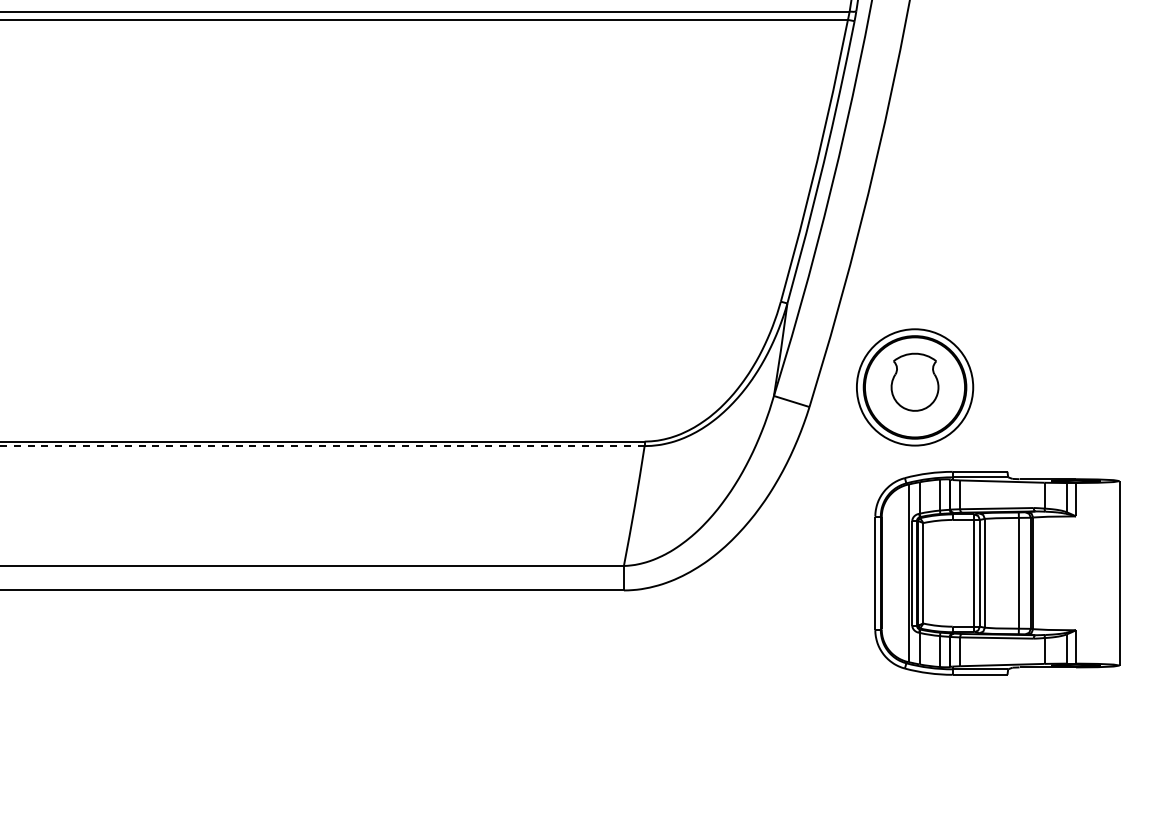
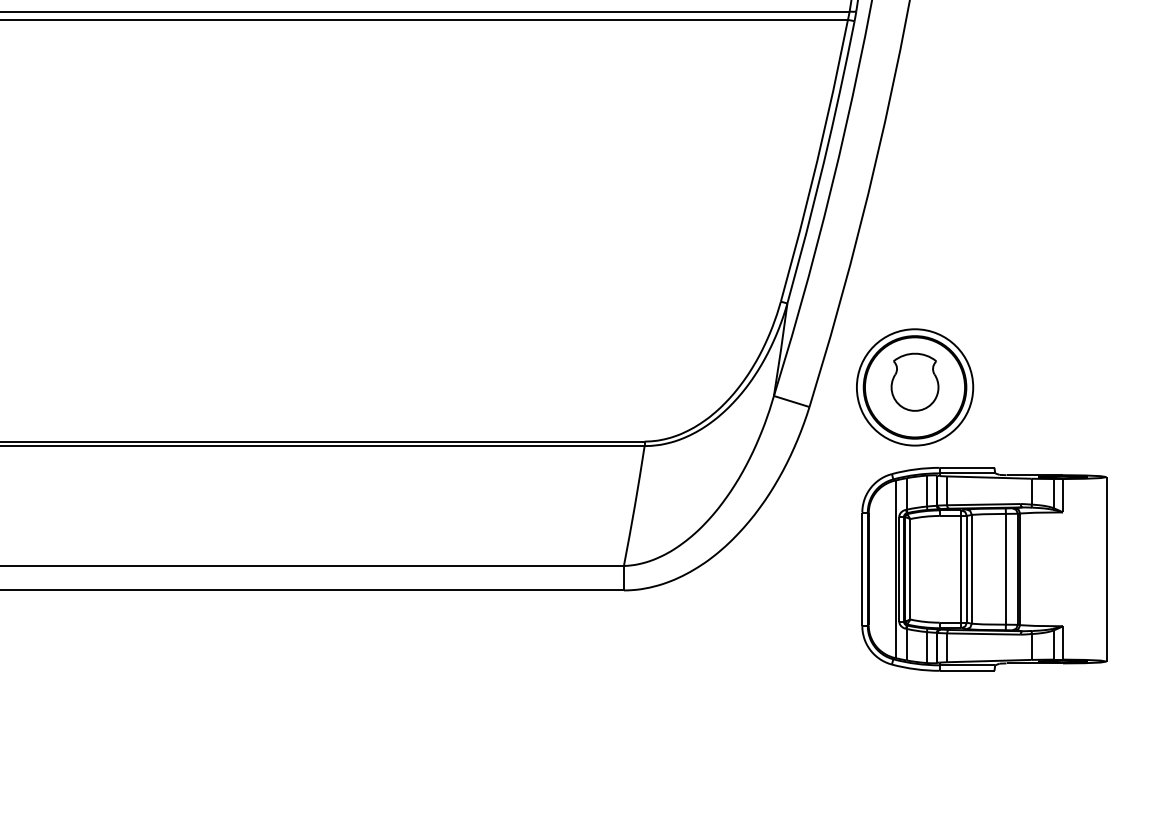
line: dashed -> solid (322, 446)
part position: (997, 573) -> (984, 569) (984, 569)
